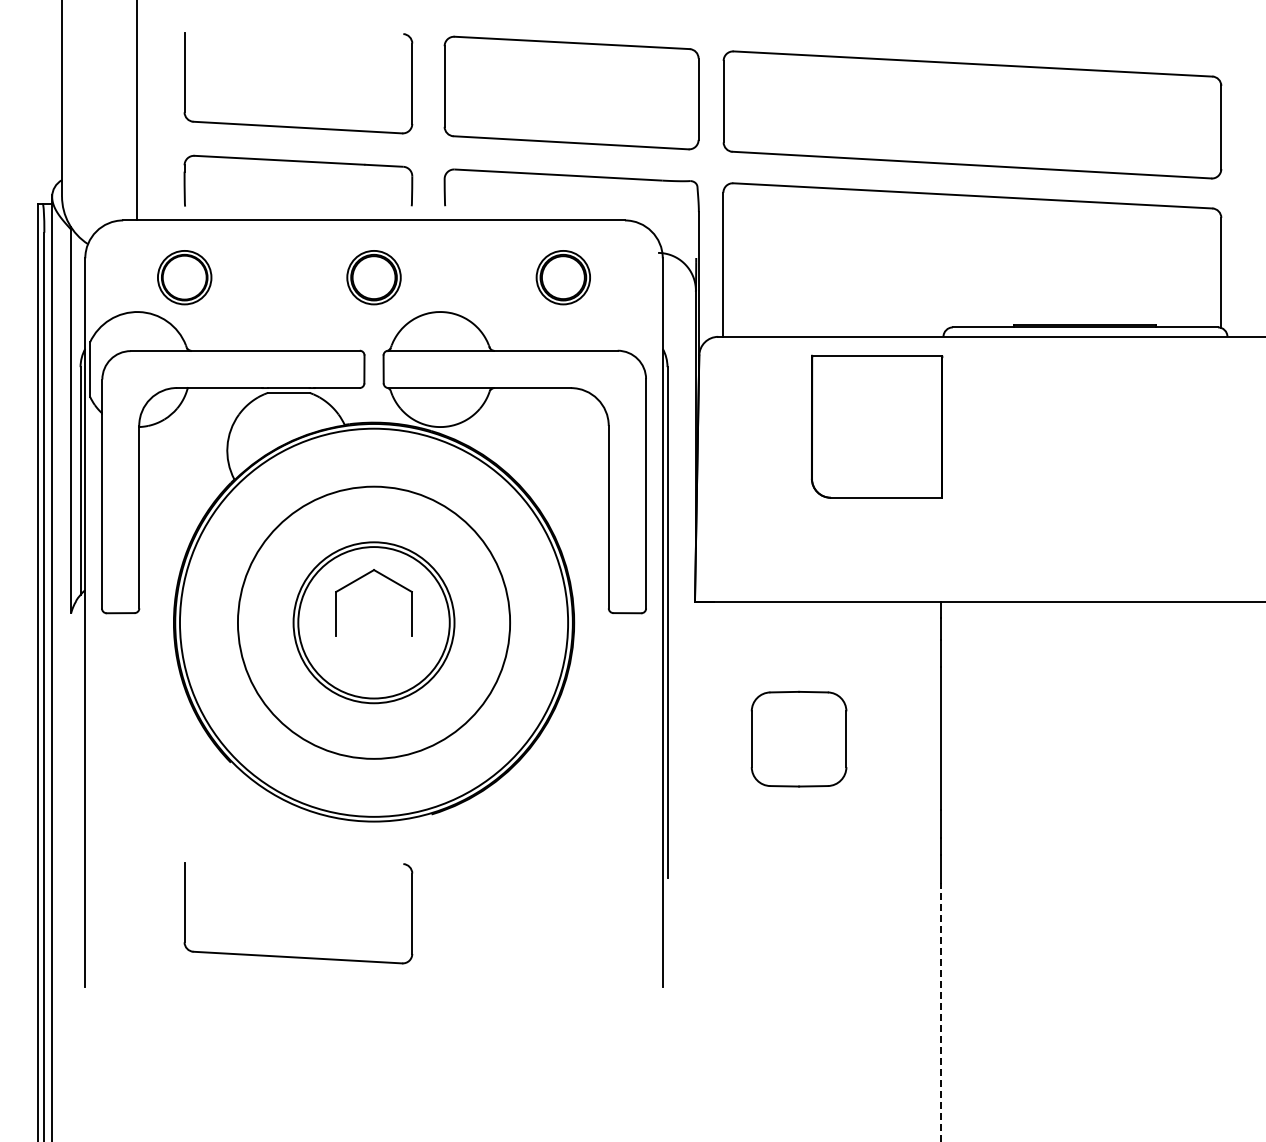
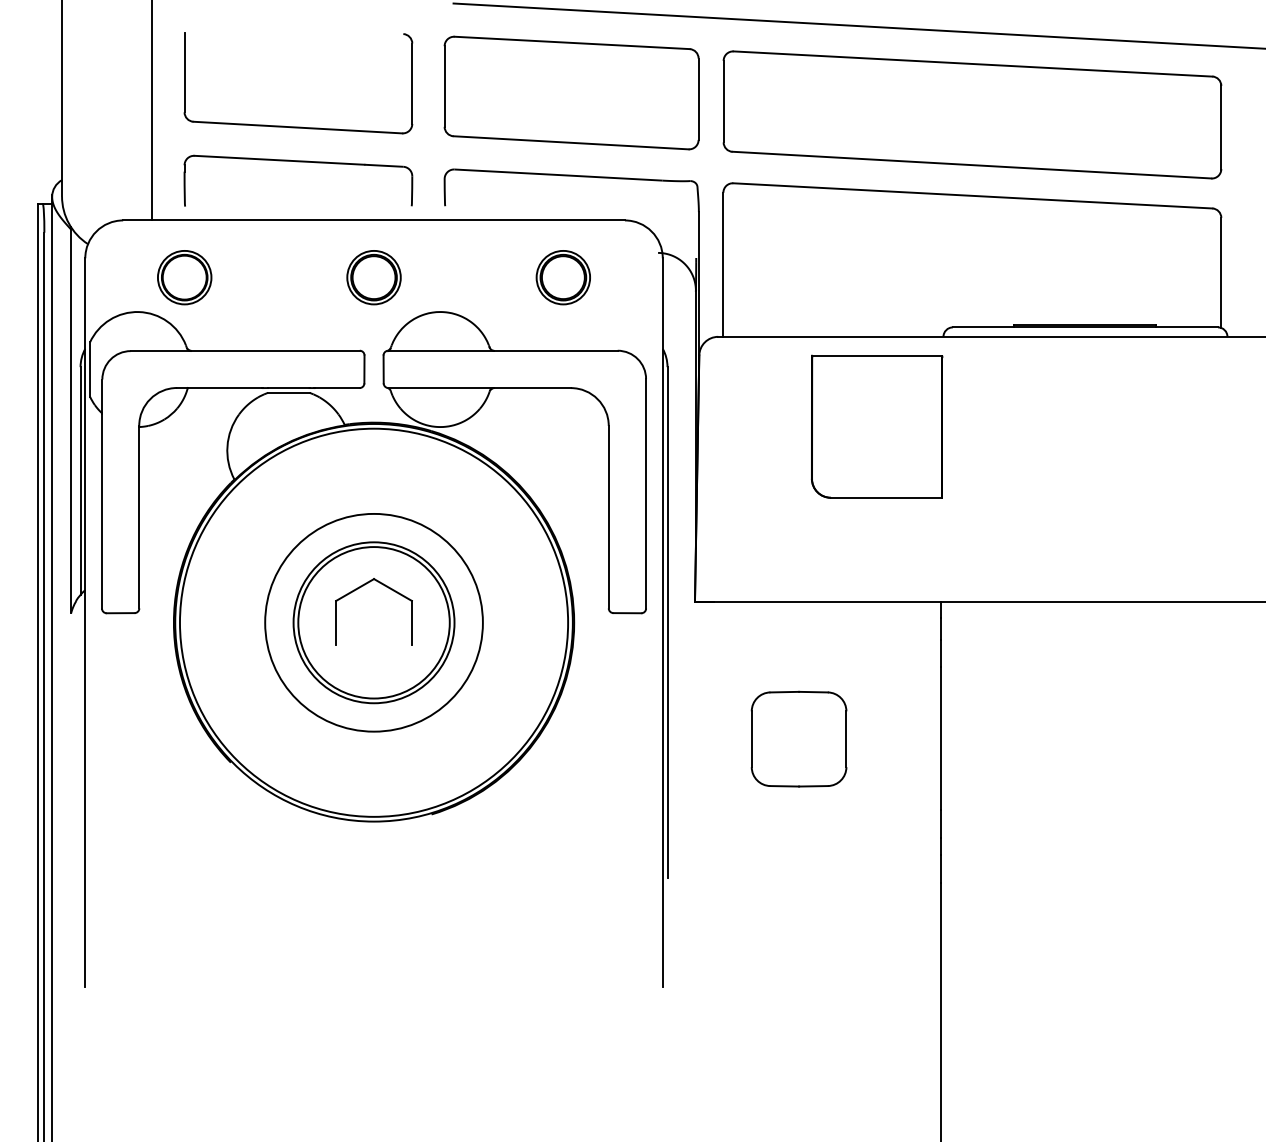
line: none -> present (857, 25)
line position: (136, 111) -> (151, 111) (151, 111)
part position: (358, 580) -> (358, 589) (358, 589)
circle diameter: 272 px -> 218 px (373, 622)
part: present -> none (298, 956)
line: dashed -> solid (941, 1011)
